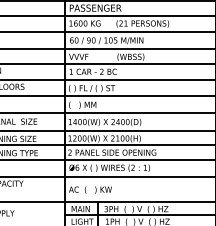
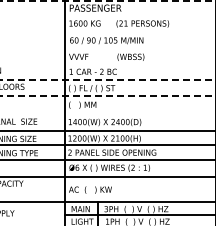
line: solid -> dashed (108, 0)
line: present -> none (107, 16)
line: present -> none (107, 32)
line: present -> none (107, 48)
line: present -> none (107, 64)
line: solid -> dashed (108, 80)
line: solid -> dashed (108, 96)
line: present -> none (107, 113)
